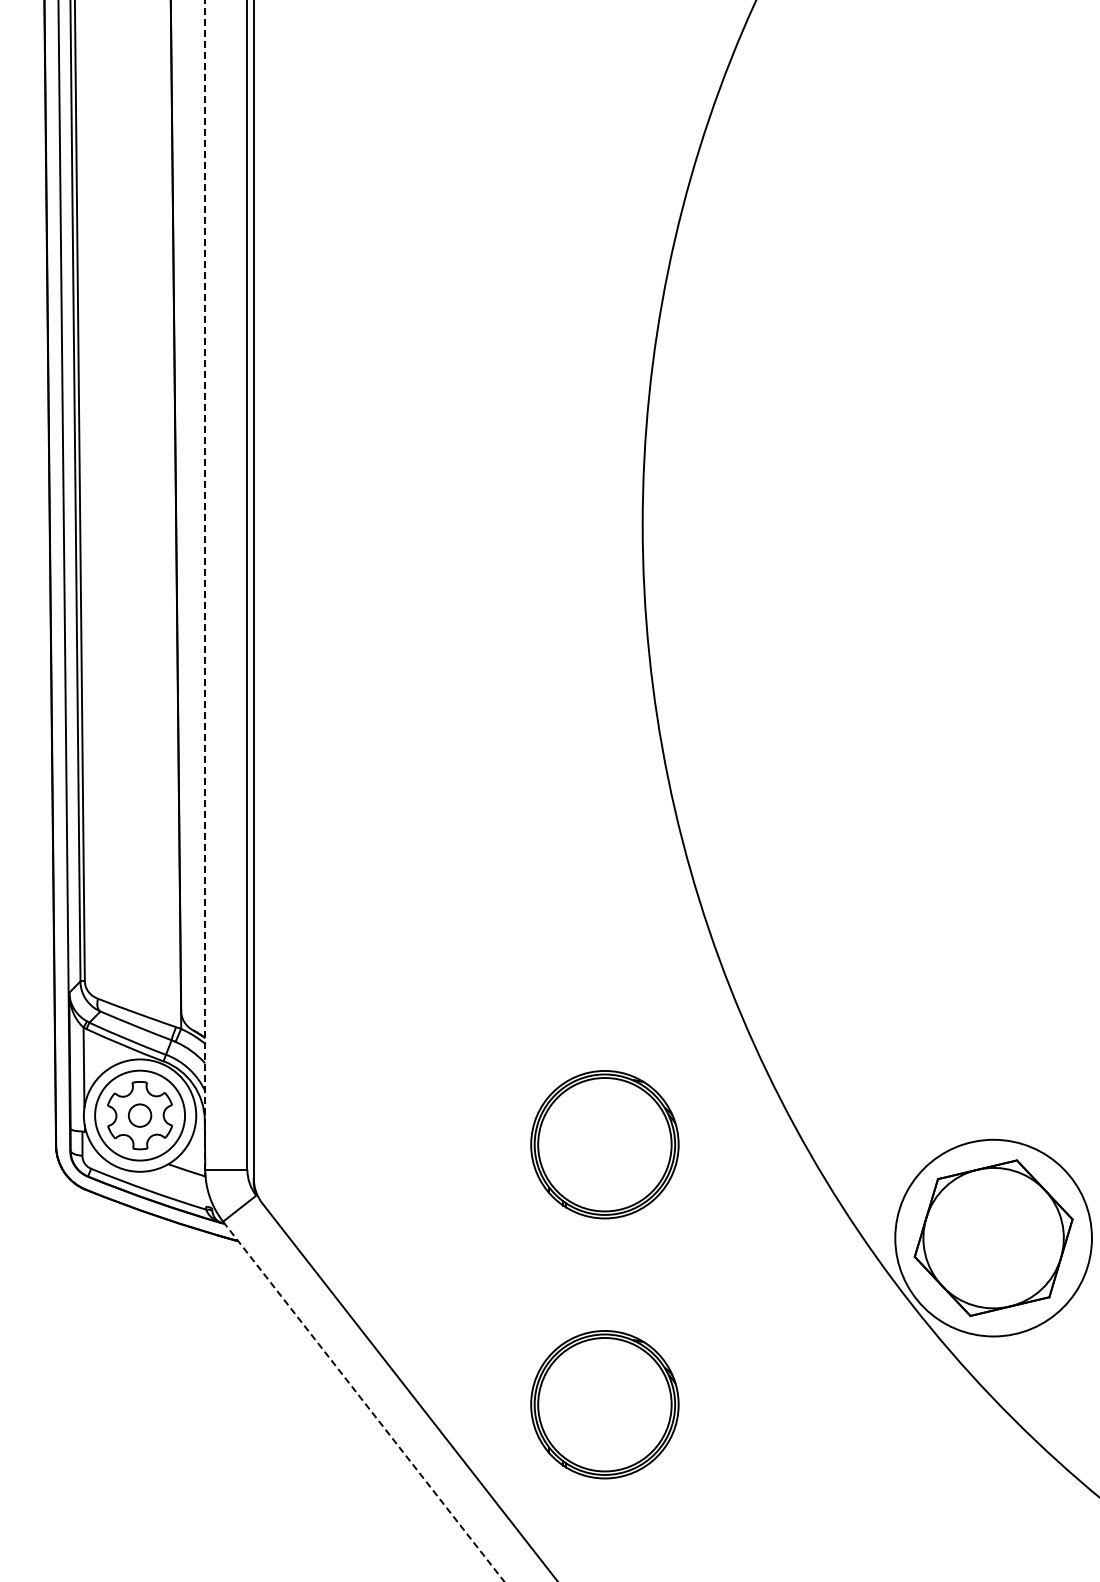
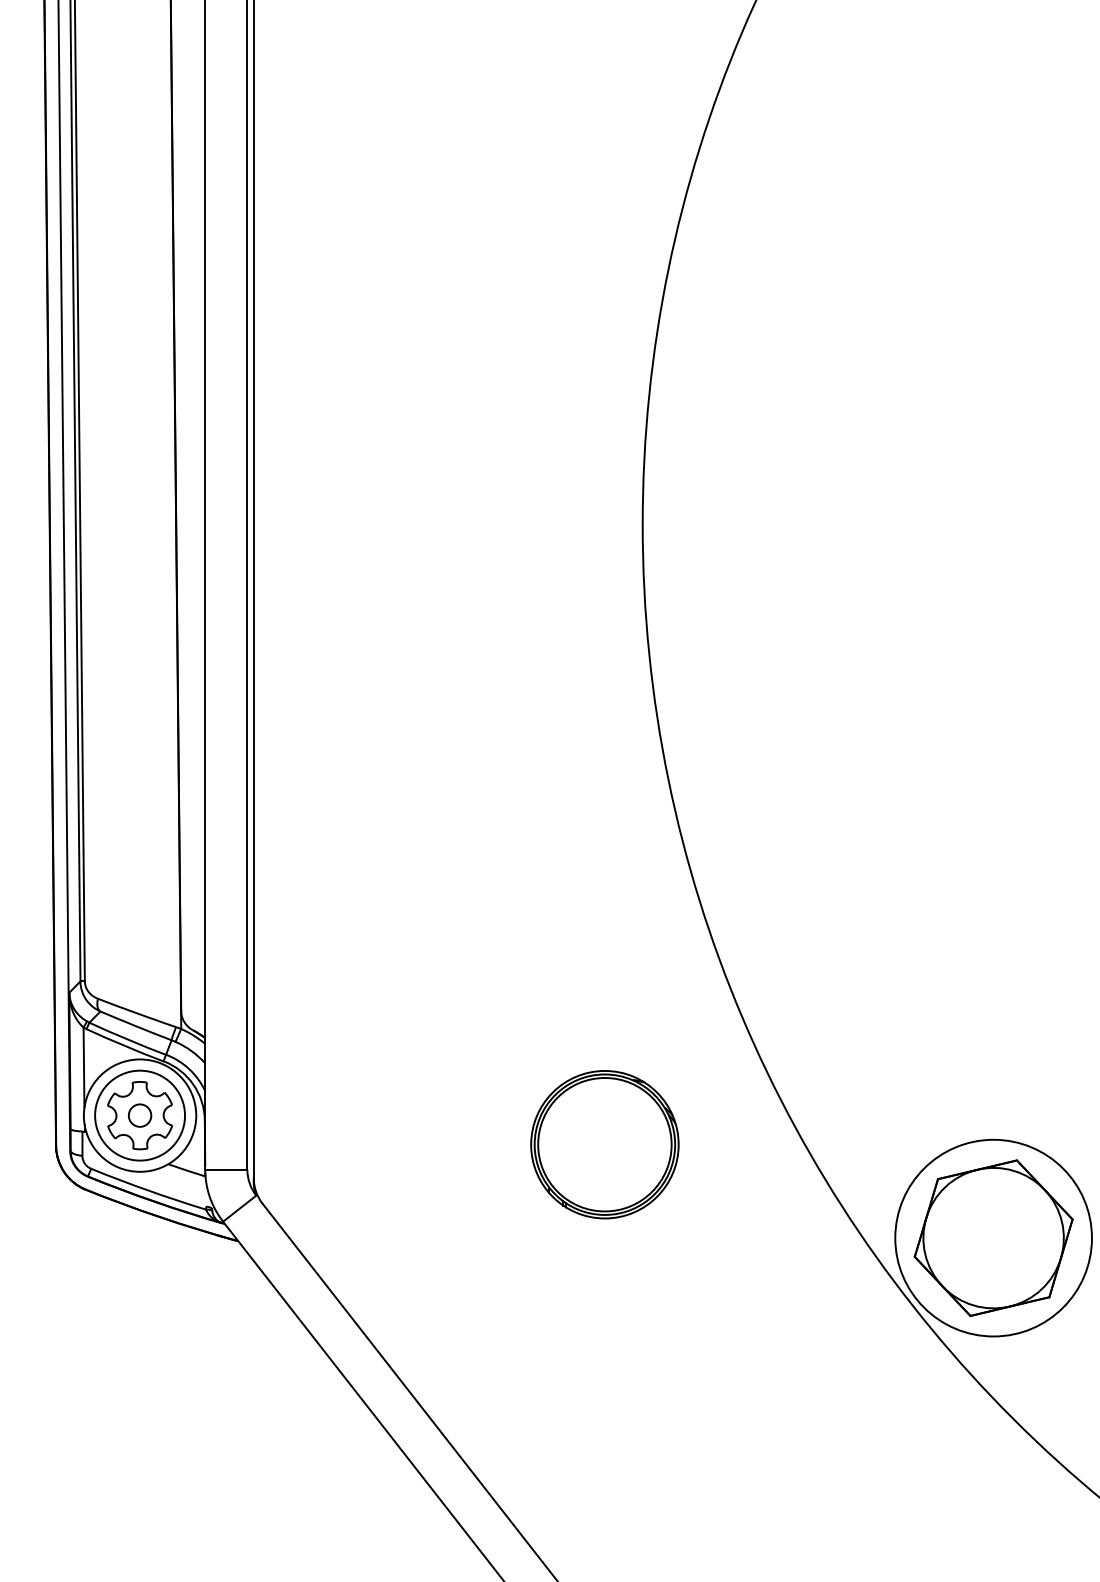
line: dashed -> solid (205, 584)
line: dashed -> solid (364, 1402)
part: present -> none (604, 1404)
